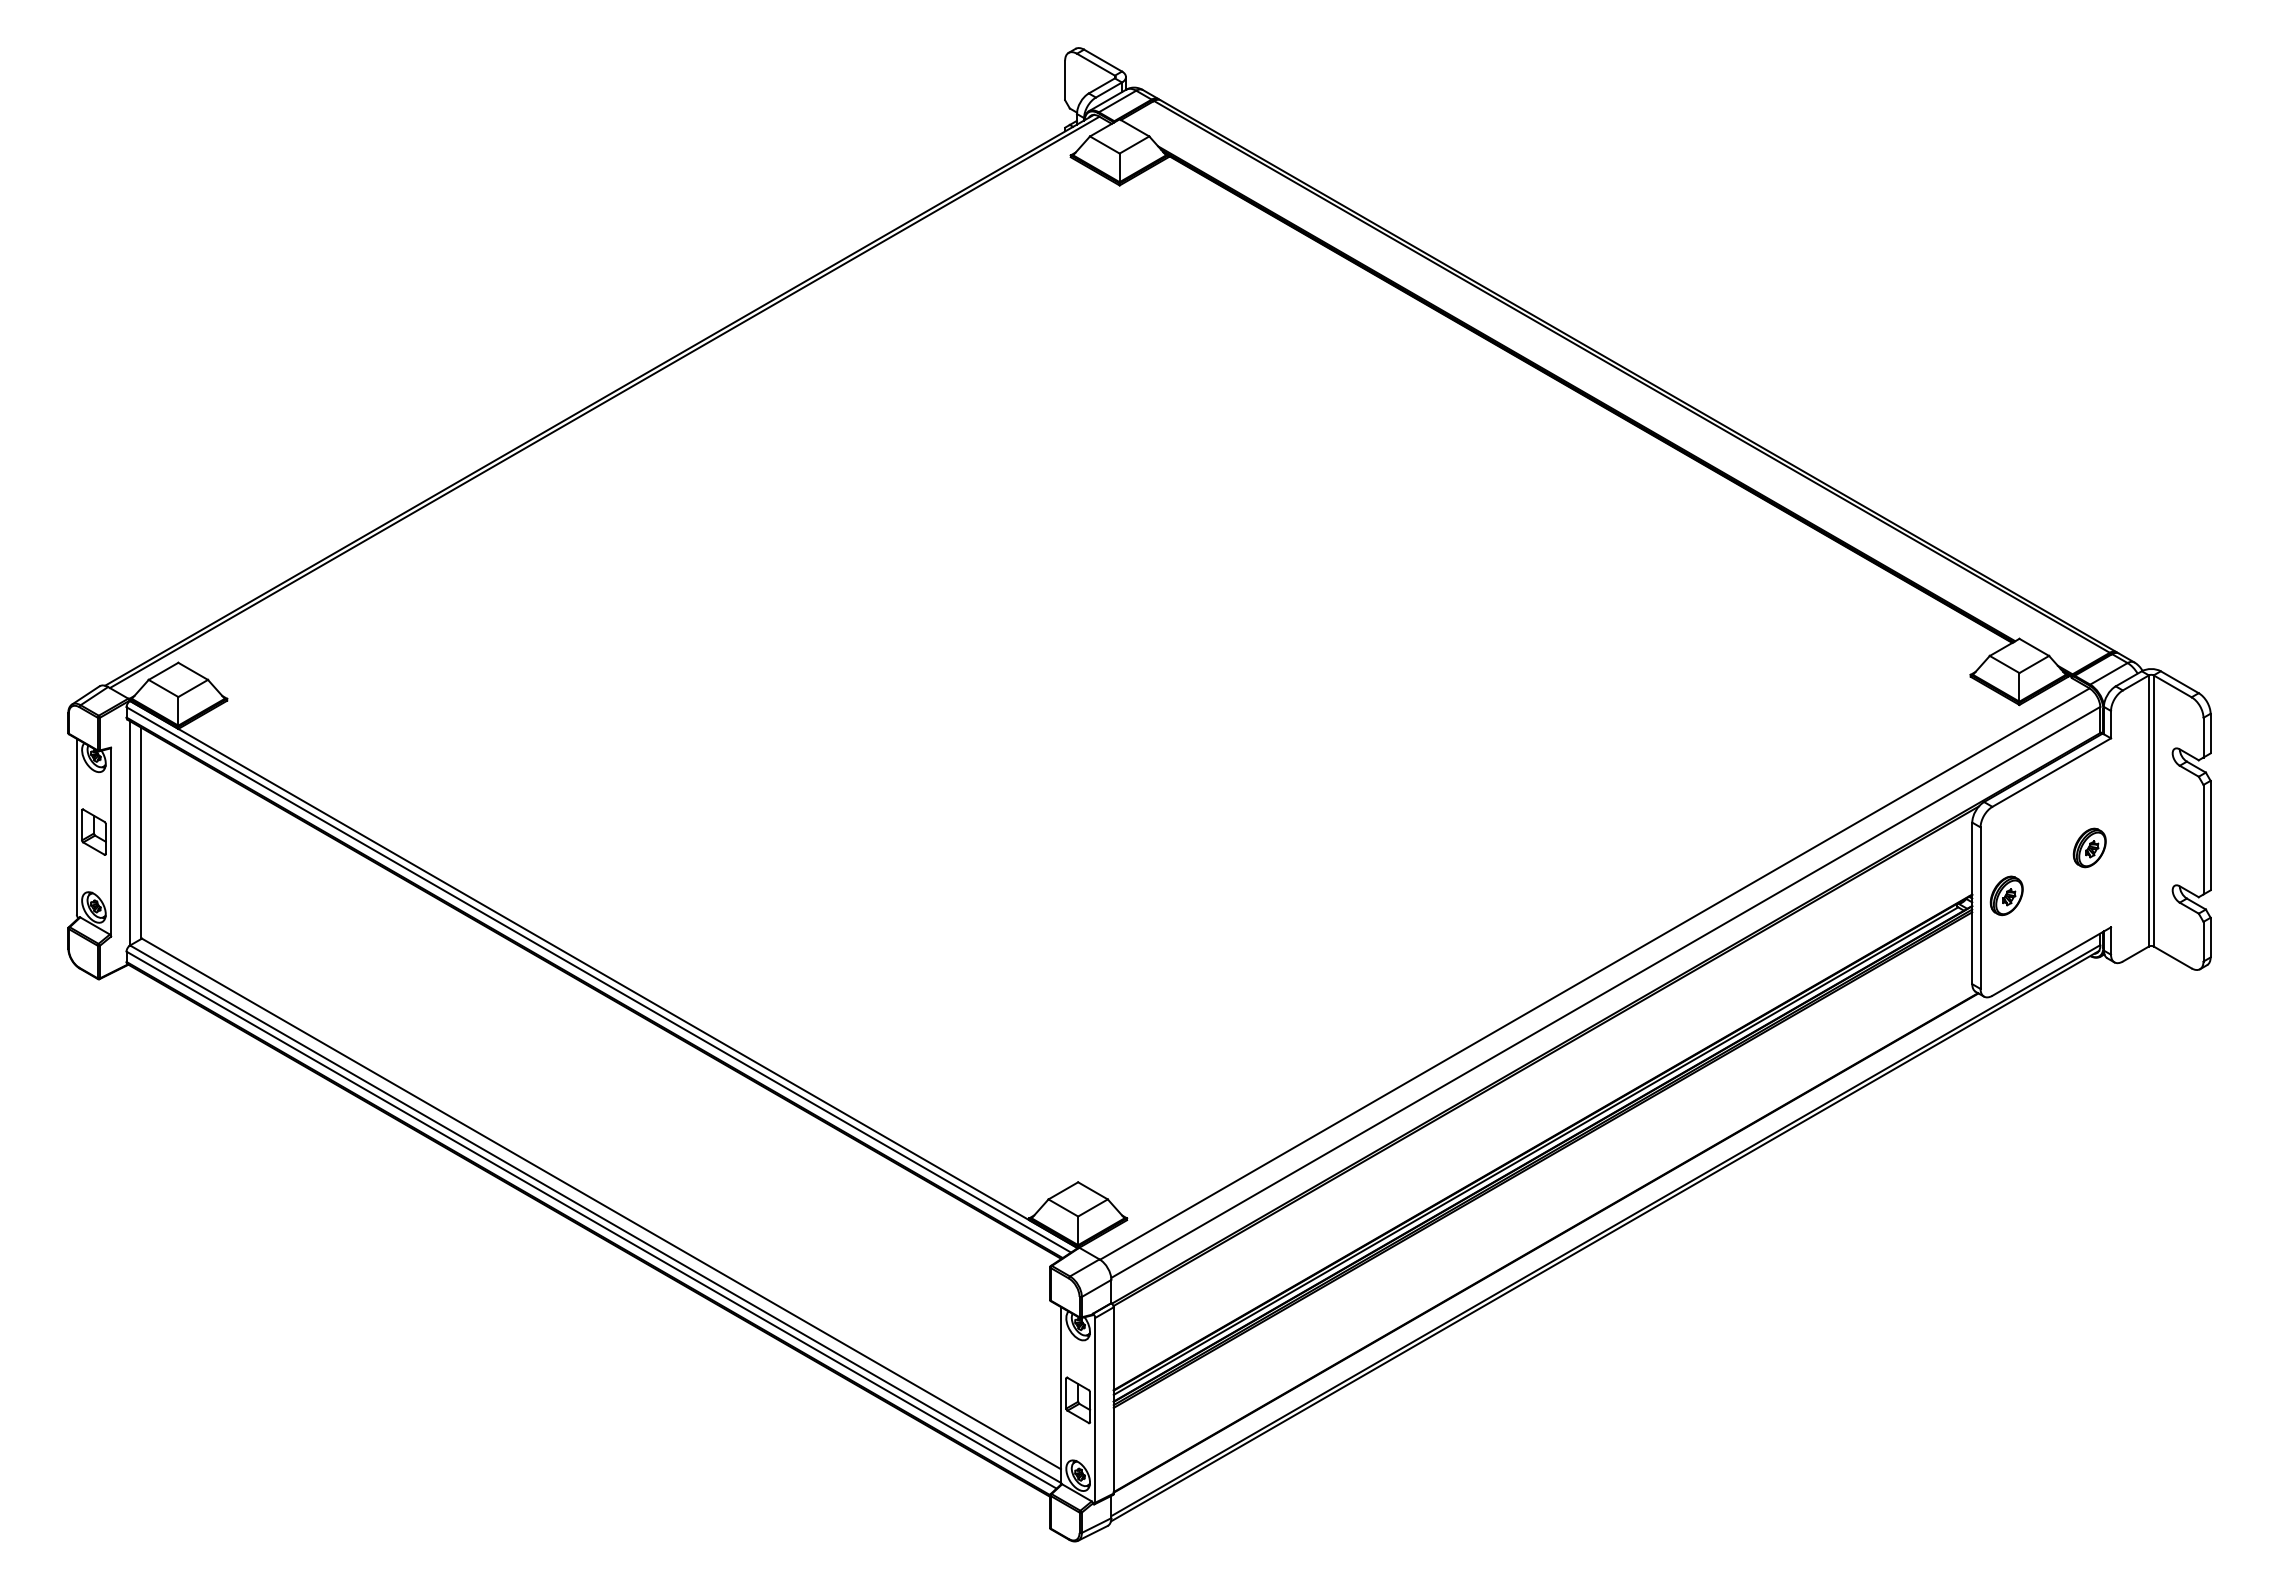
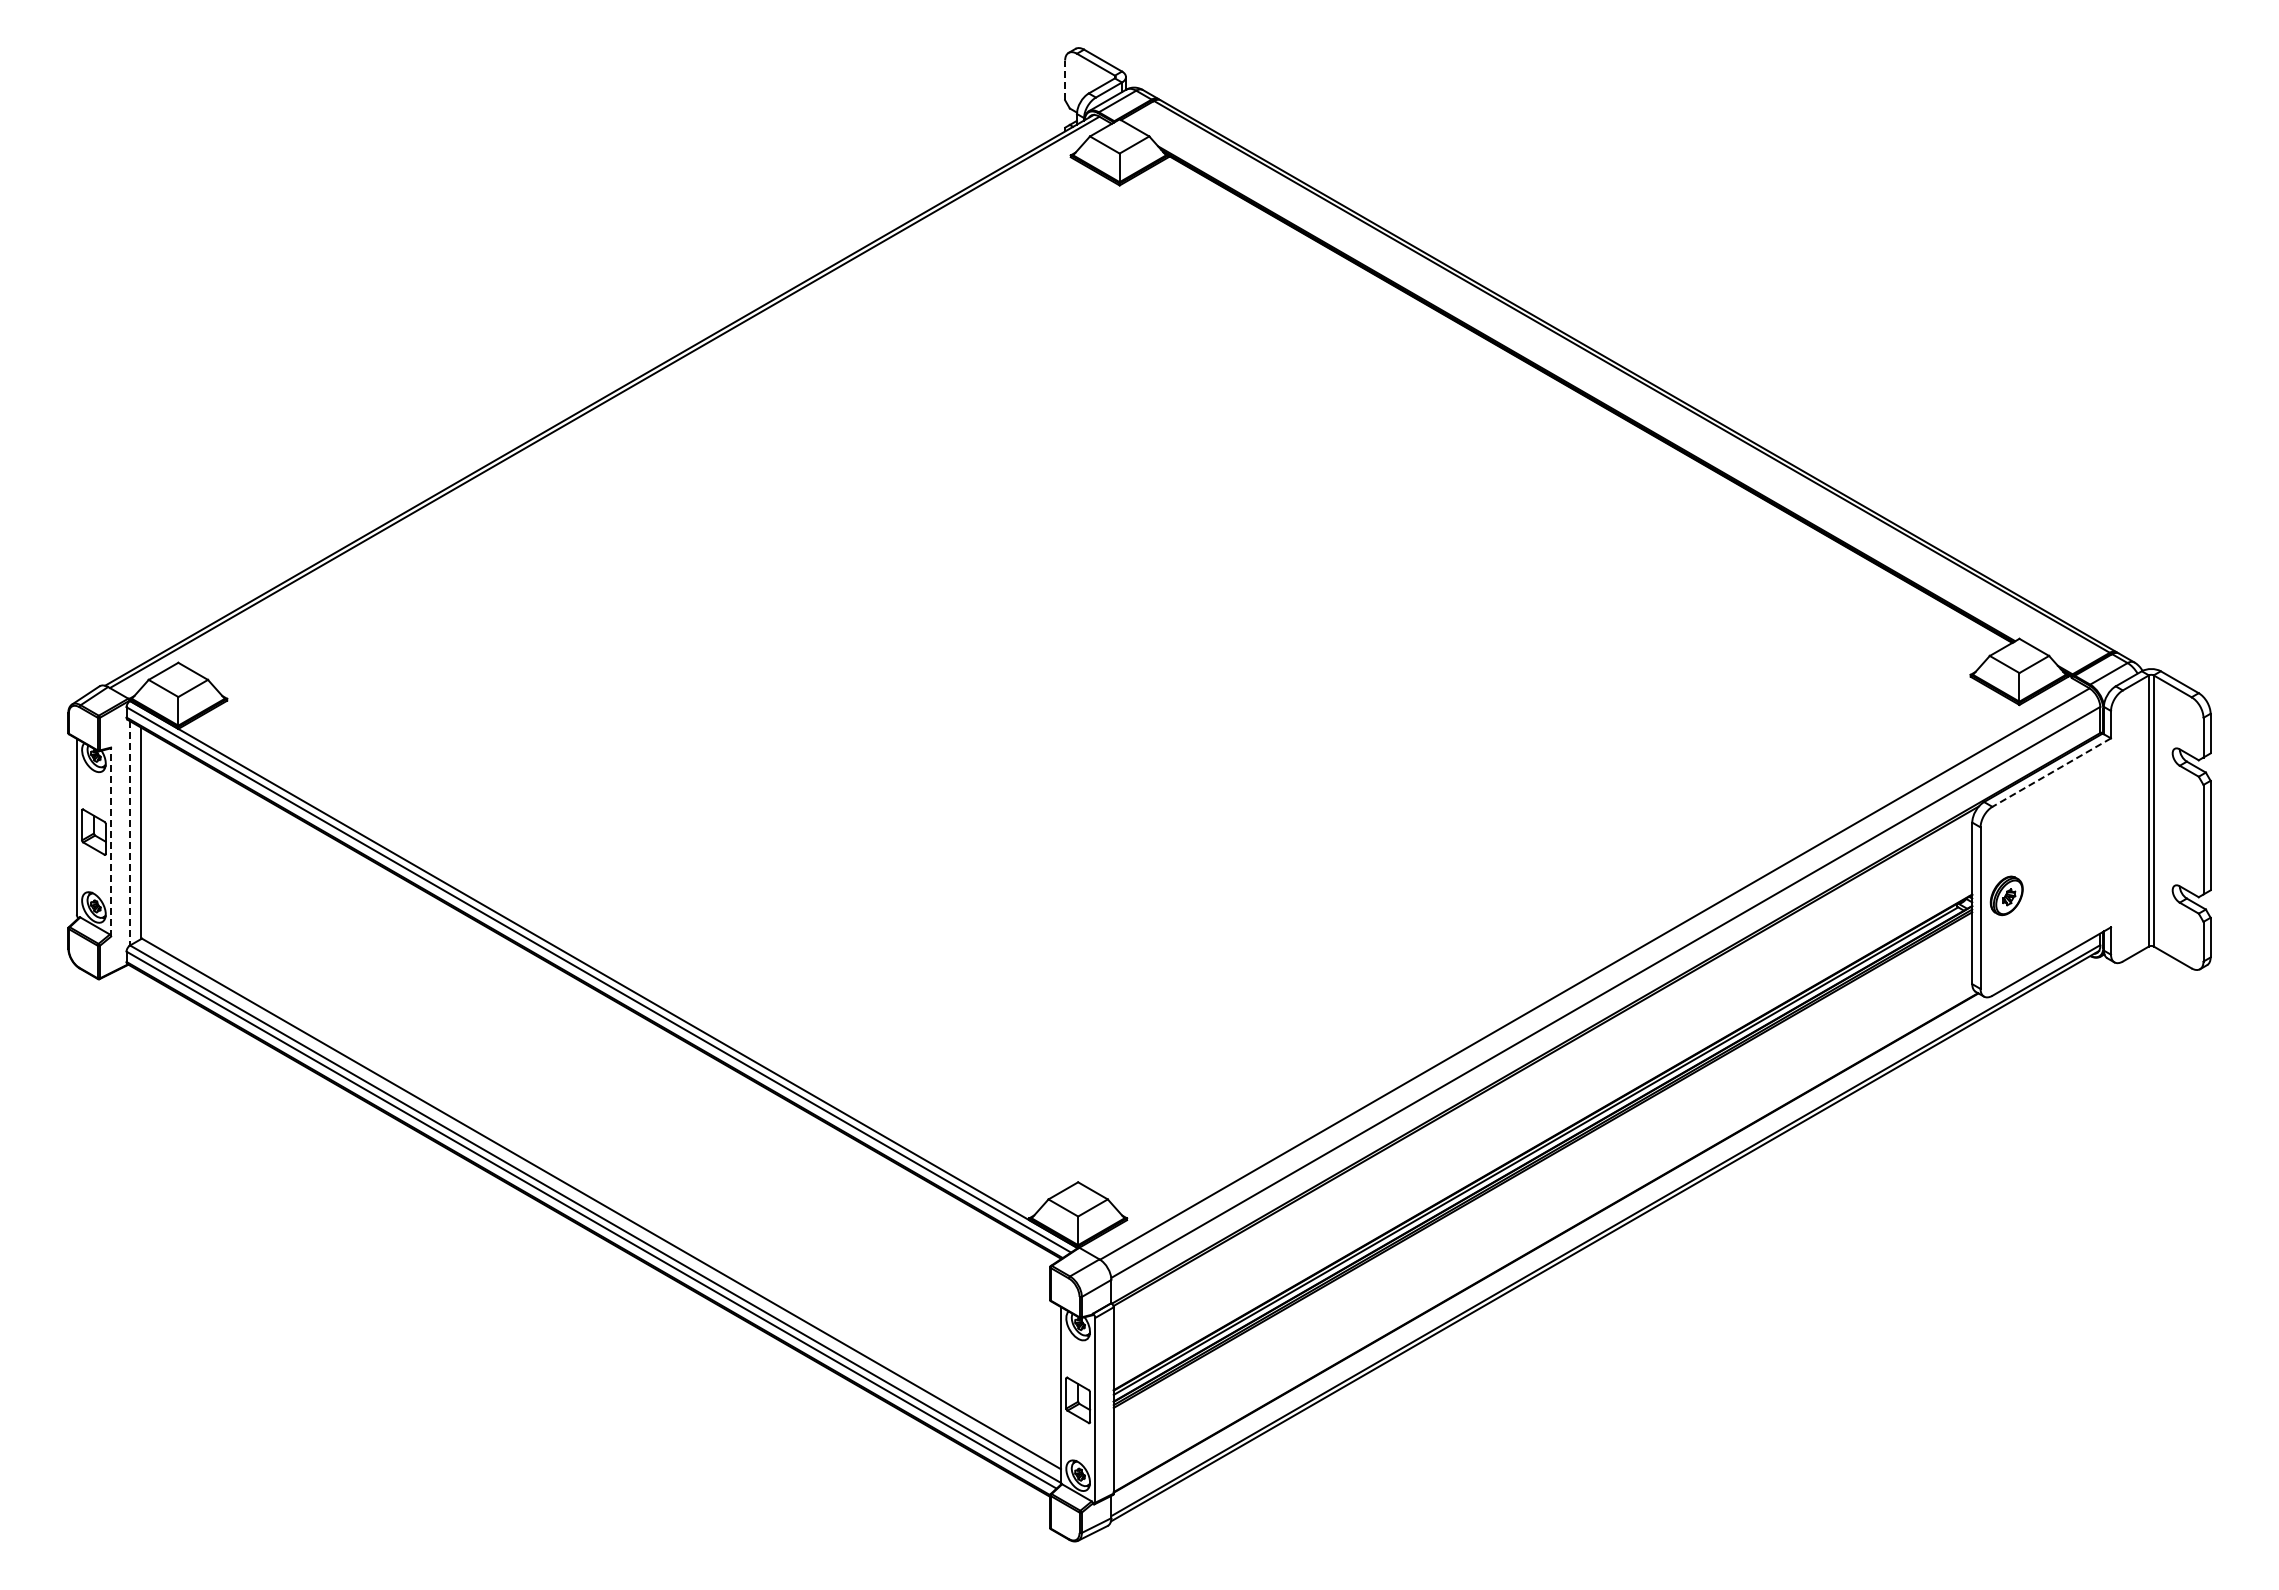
line: solid -> dashed (1065, 80)
line: solid -> dashed (2051, 772)
line: solid -> dashed (129, 833)
line: solid -> dashed (111, 842)
part: present -> none (2089, 847)
